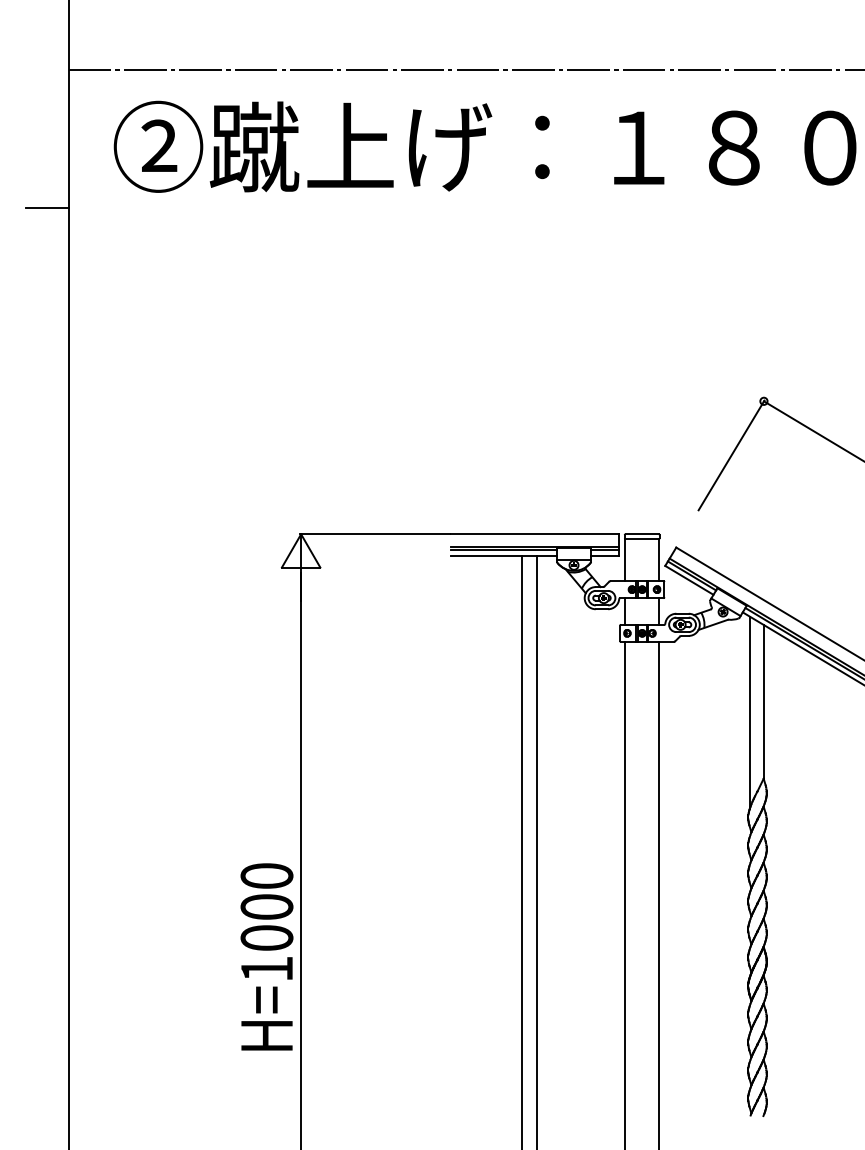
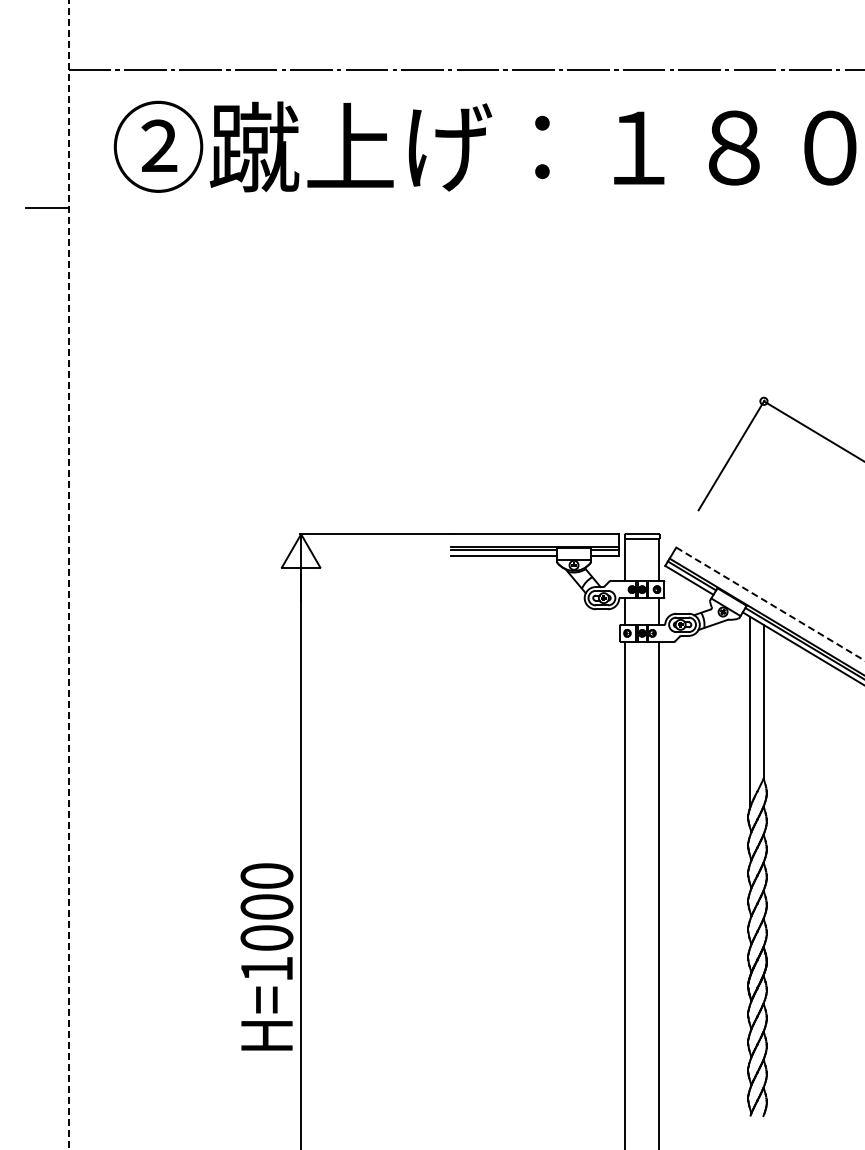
line: solid -> dashed (68, 574)
line: solid -> dashed (770, 604)
line: present -> none (522, 850)
line: present -> none (536, 850)
